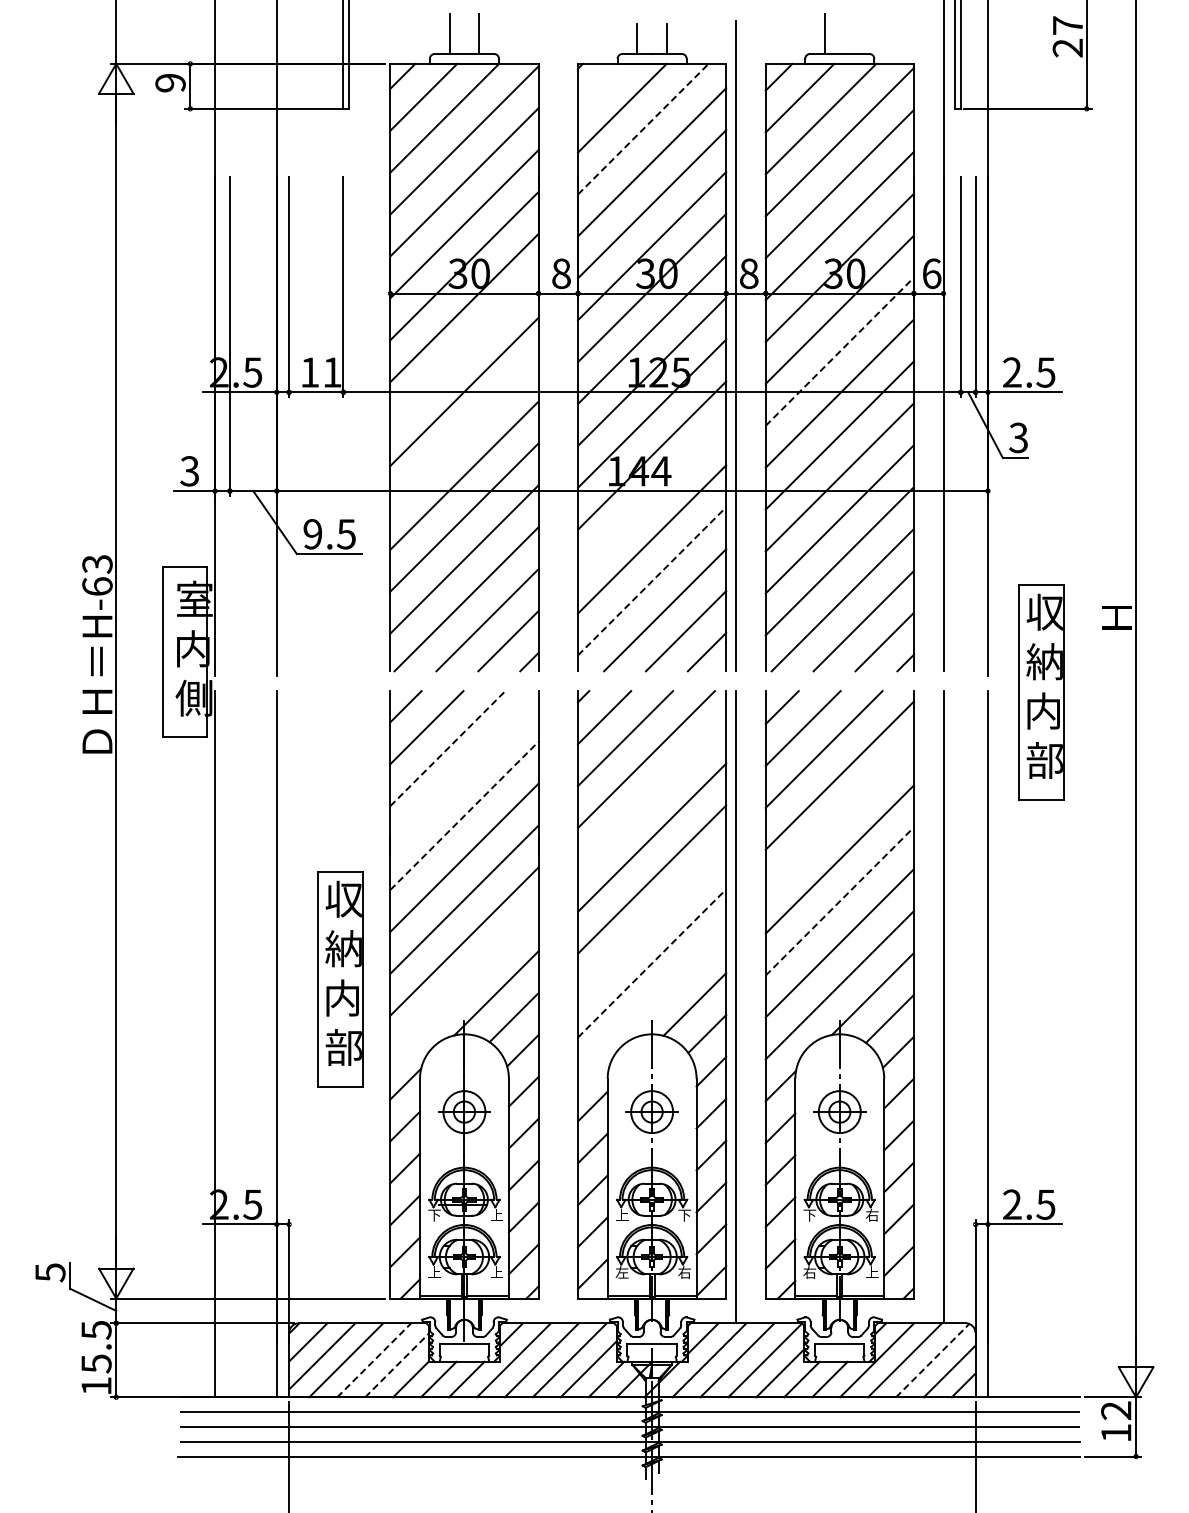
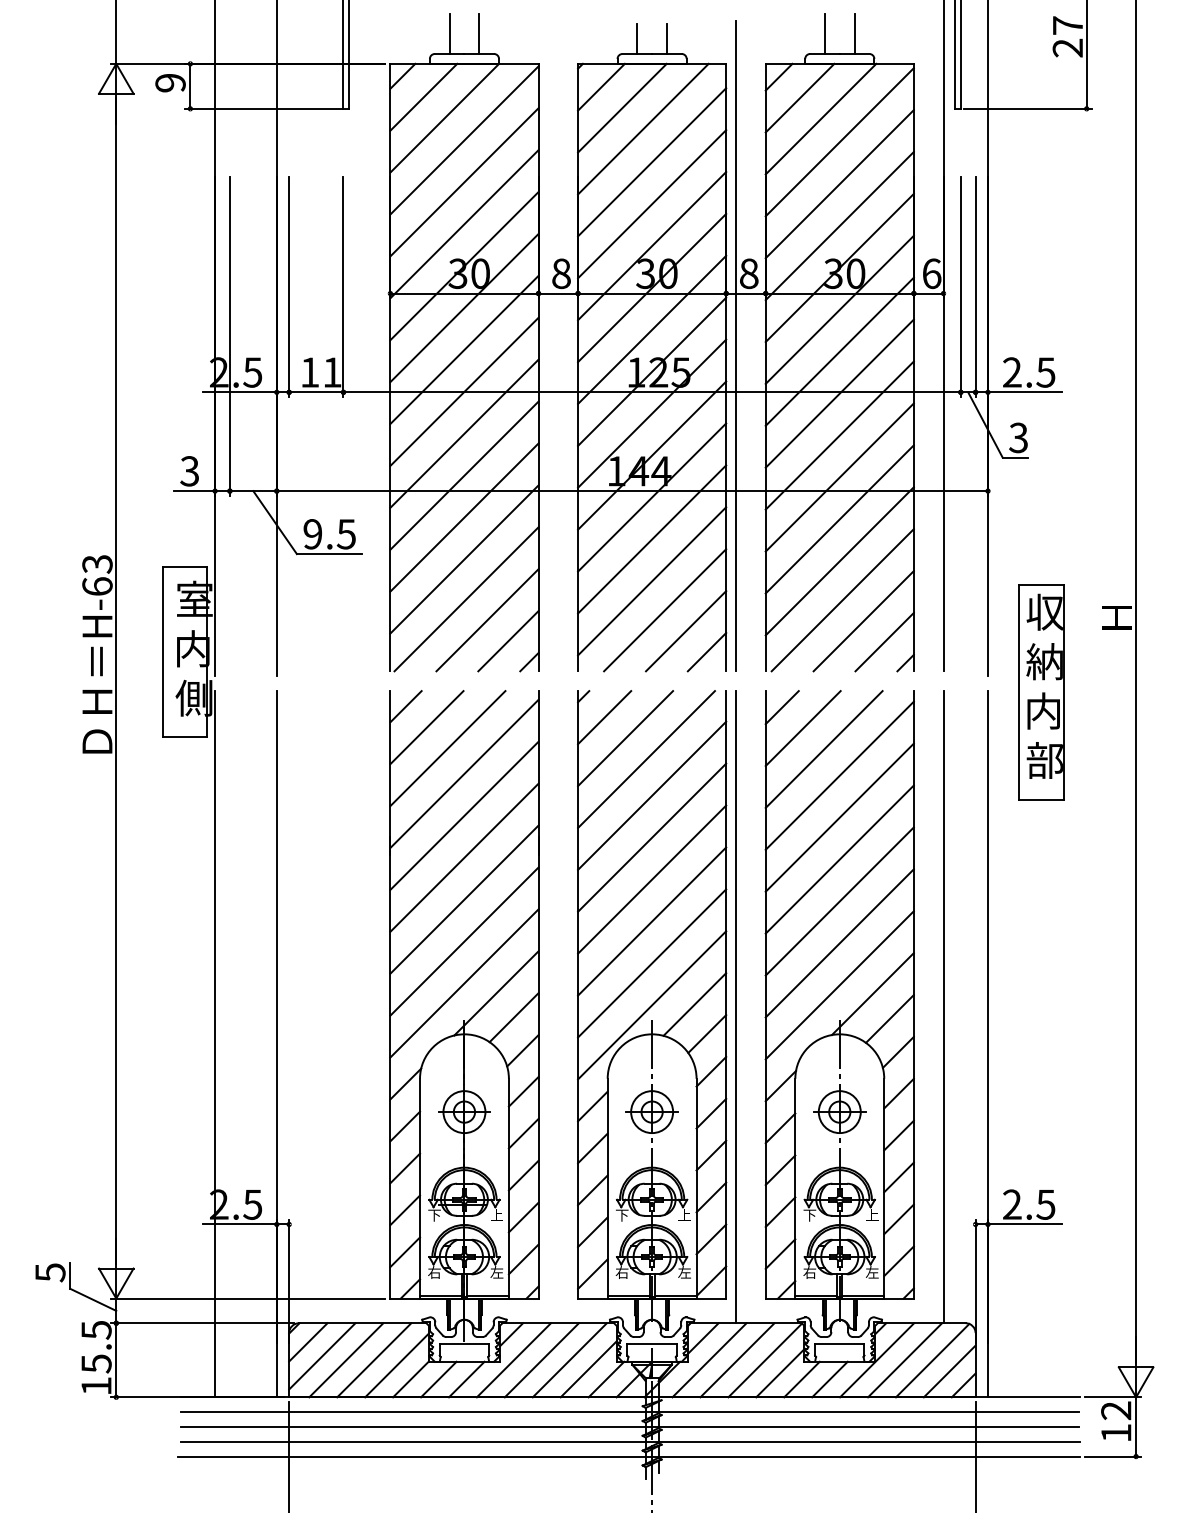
line: none -> present (854, 33)
line: none -> present (601, 86)
line: dashed -> solid (643, 128)
line: none -> present (464, 349)
line: dashed -> solid (839, 351)
line: none -> present (464, 433)
line: none -> present (652, 497)
line: dashed -> solid (652, 581)
line: dashed -> solid (448, 748)
line: none -> present (464, 773)
line: none -> present (652, 795)
line: dashed -> solid (464, 815)
line: none -> present (839, 817)
line: dashed -> solid (839, 901)
line: none -> present (652, 921)
line: dashed -> solid (652, 963)
part: present -> none (340, 979)
line: none -> present (464, 983)
line: none -> present (652, 1005)
text: 右 -> 上 (872, 1214)
text: 上 -> 下 (622, 1215)
text: 下 -> 上 (684, 1215)
text: 上 -> 右 (434, 1272)
text: 上 -> 左 (496, 1272)
text: 左 -> 右 (621, 1272)
text: 右 -> 左 (684, 1272)
text: 上 -> 左 (871, 1272)
line: dashed -> solid (374, 1359)
line: dashed -> solid (932, 1360)
line: dashed -> solid (397, 1365)
